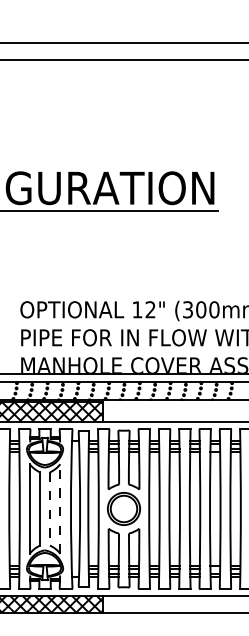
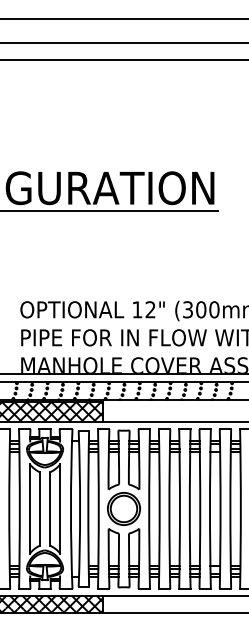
line: none -> present (123, 19)
line: dashed -> solid (49, 508)
line: dashed -> solid (60, 508)
